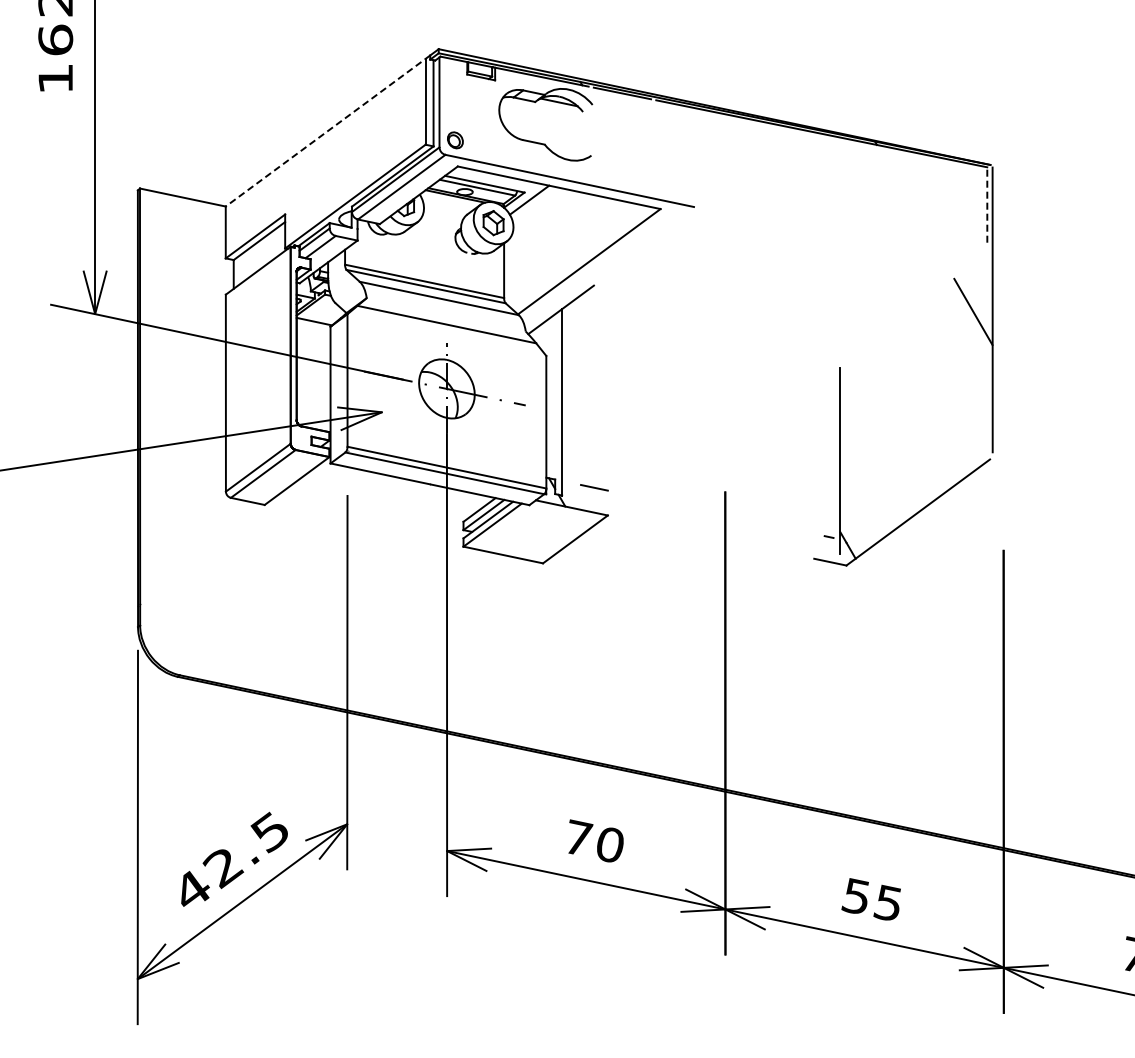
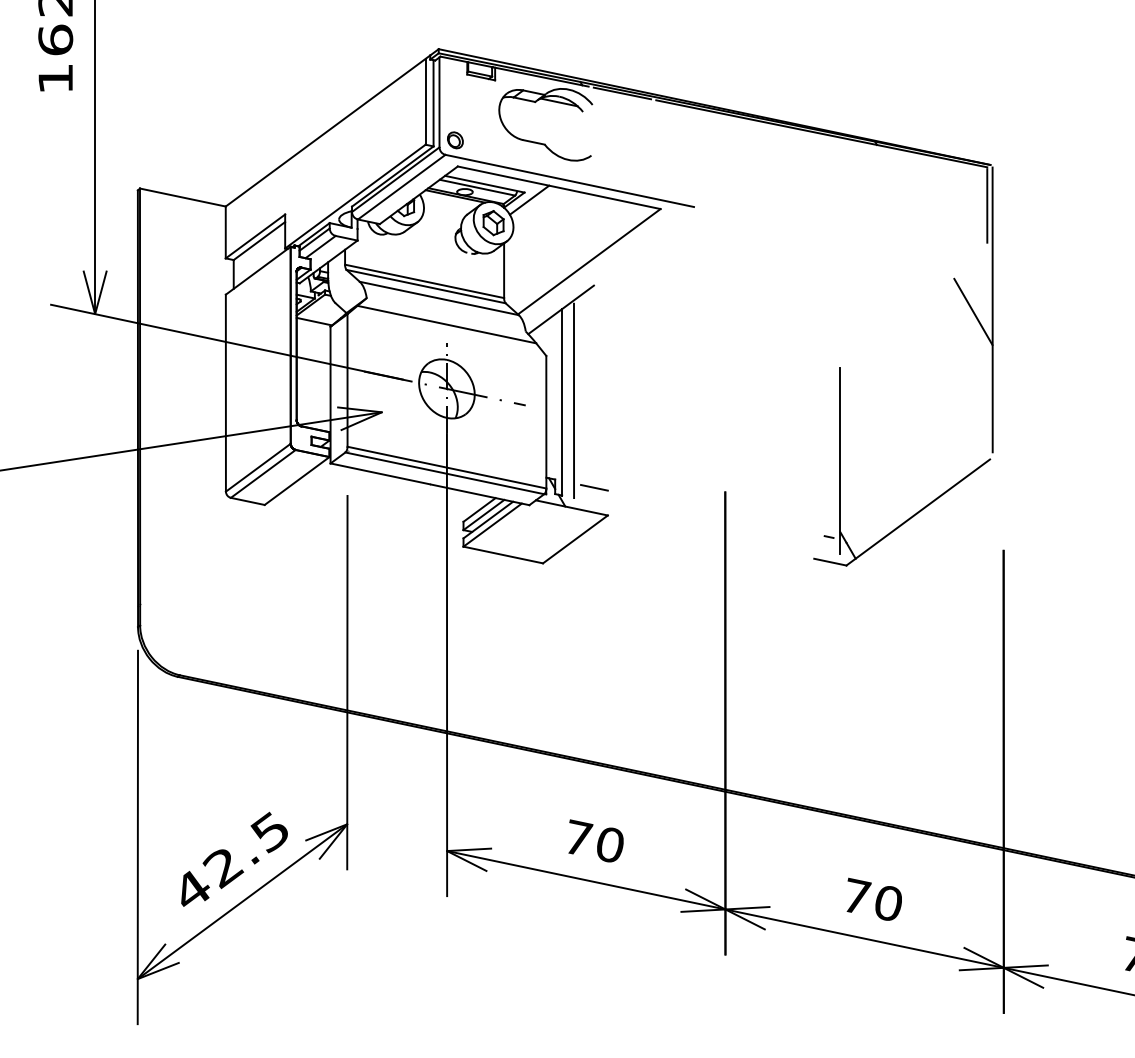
line: dashed -> solid (327, 131)
line: dashed -> solid (987, 205)
line: none -> present (573, 400)
text: 55 -> 70 (871, 898)
